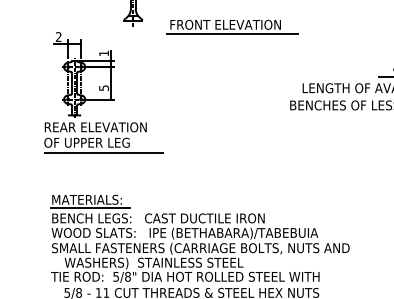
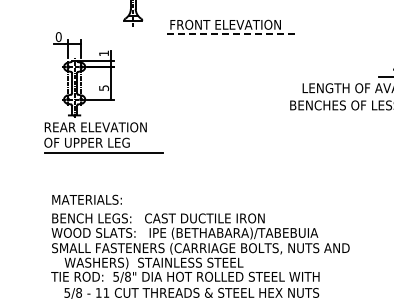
line: solid -> dashed (233, 34)
text: 2 -> 0 (58, 36)
line: present -> none (90, 208)
